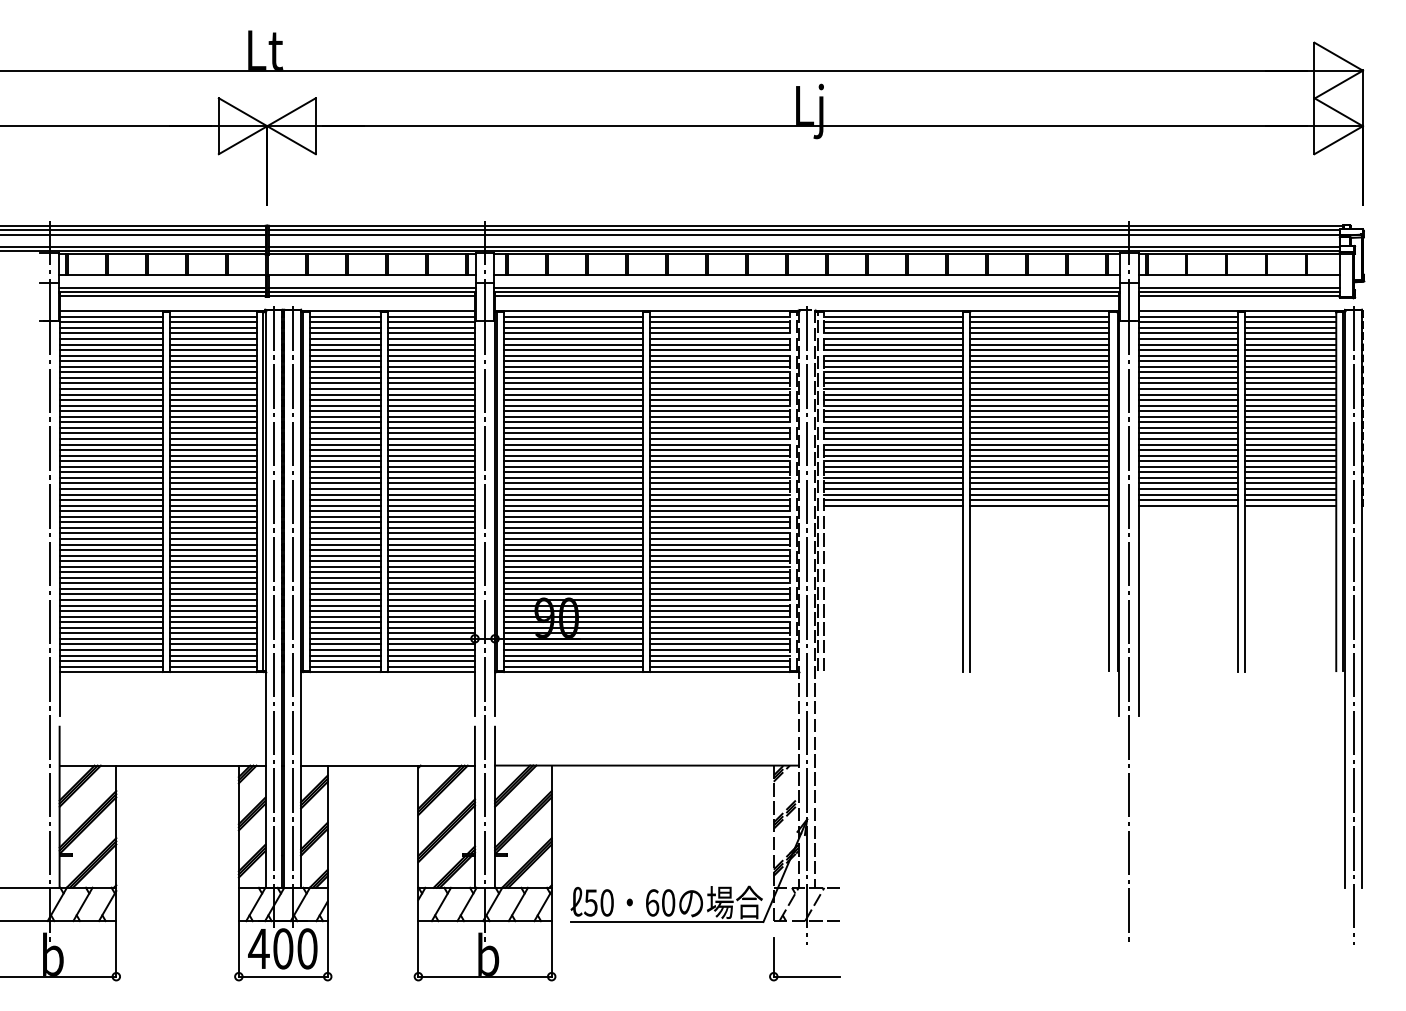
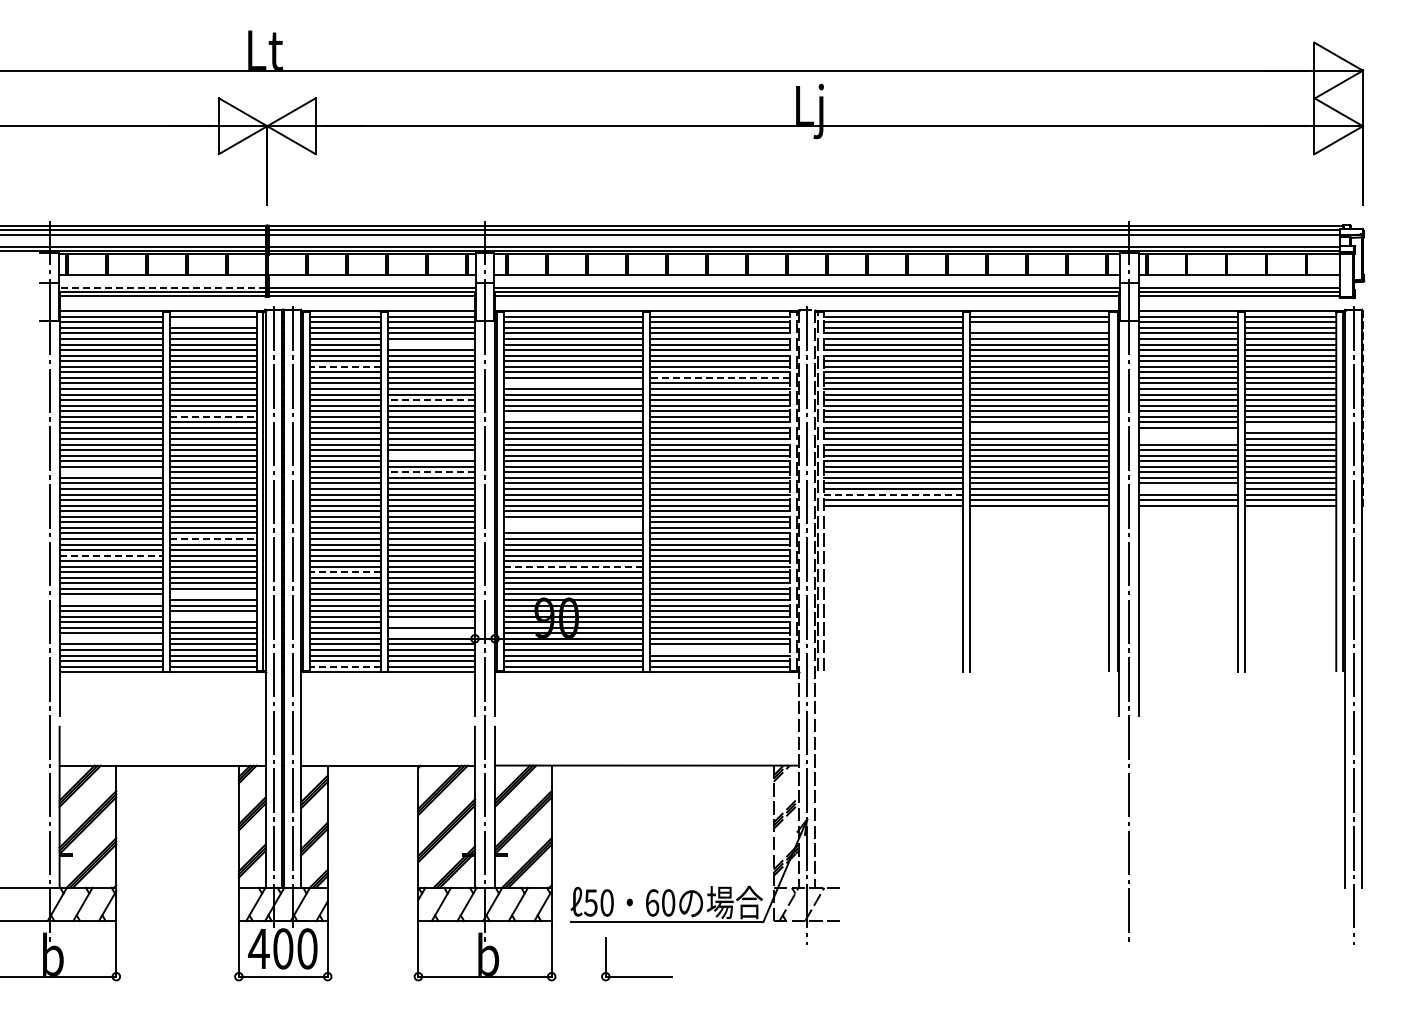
line: solid -> dashed (161, 287)
line: present -> none (212, 322)
line: present -> none (1039, 327)
line: present -> none (430, 344)
line: solid -> dashed (344, 366)
line: solid -> dashed (719, 377)
line: present -> none (573, 383)
line: solid -> dashed (430, 400)
line: solid -> dashed (213, 416)
line: present -> none (573, 416)
line: present -> none (1039, 427)
line: present -> none (1290, 427)
line: present -> none (1188, 433)
line: present -> none (1188, 438)
line: present -> none (430, 455)
line: present -> none (111, 472)
line: solid -> dashed (430, 472)
line: present -> none (1188, 488)
line: solid -> dashed (893, 494)
line: present -> none (573, 522)
line: present -> none (573, 527)
line: solid -> dashed (213, 538)
line: solid -> dashed (111, 555)
line: solid -> dashed (573, 566)
line: solid -> dashed (344, 572)
line: present -> none (212, 594)
line: present -> none (111, 600)
line: present -> none (212, 616)
line: present -> none (430, 622)
line: present -> none (430, 633)
line: present -> none (111, 638)
line: present -> none (719, 650)
line: solid -> dashed (344, 666)
part position: (804, 976) -> (636, 976) (636, 976)
